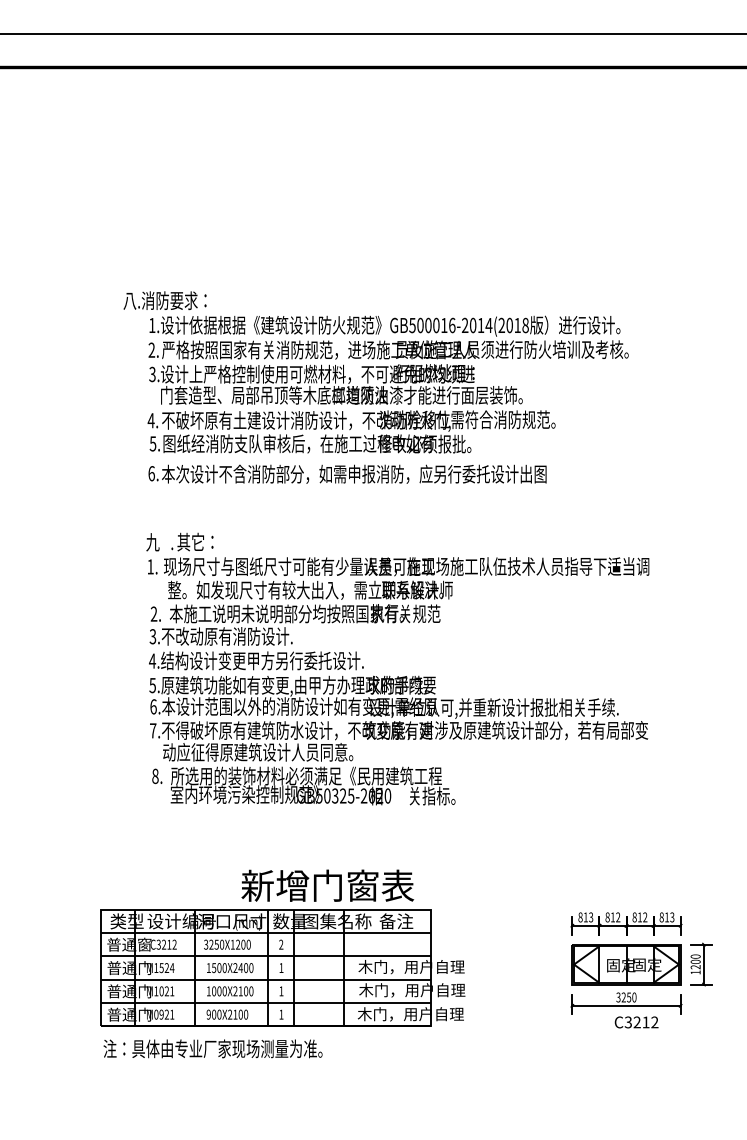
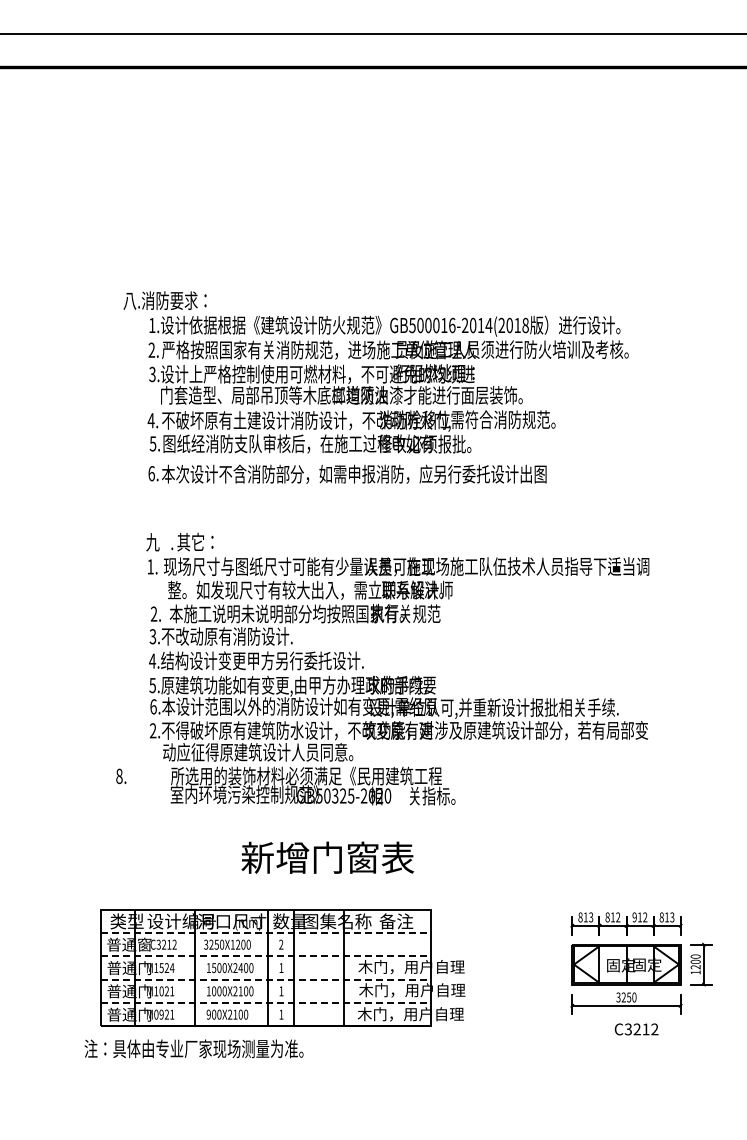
text: 7. -> 2. (153, 730)
text position: (157, 776) -> (121, 776) (121, 776)
text position: (327, 885) -> (327, 857) (327, 857)
text: 812 -> 912 (634, 917)
line: solid -> dashed (266, 933)
line: solid -> dashed (266, 956)
line: solid -> dashed (266, 979)
line: solid -> dashed (266, 1003)
text position: (636, 1022) -> (636, 1029) (636, 1029)
text position: (212, 1048) -> (193, 1048) (193, 1048)
